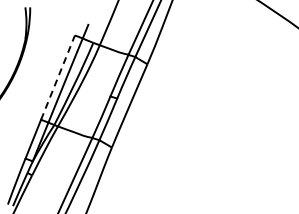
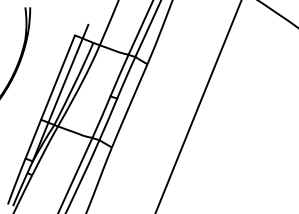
line: dashed -> solid (58, 77)
line: none -> present (198, 106)
